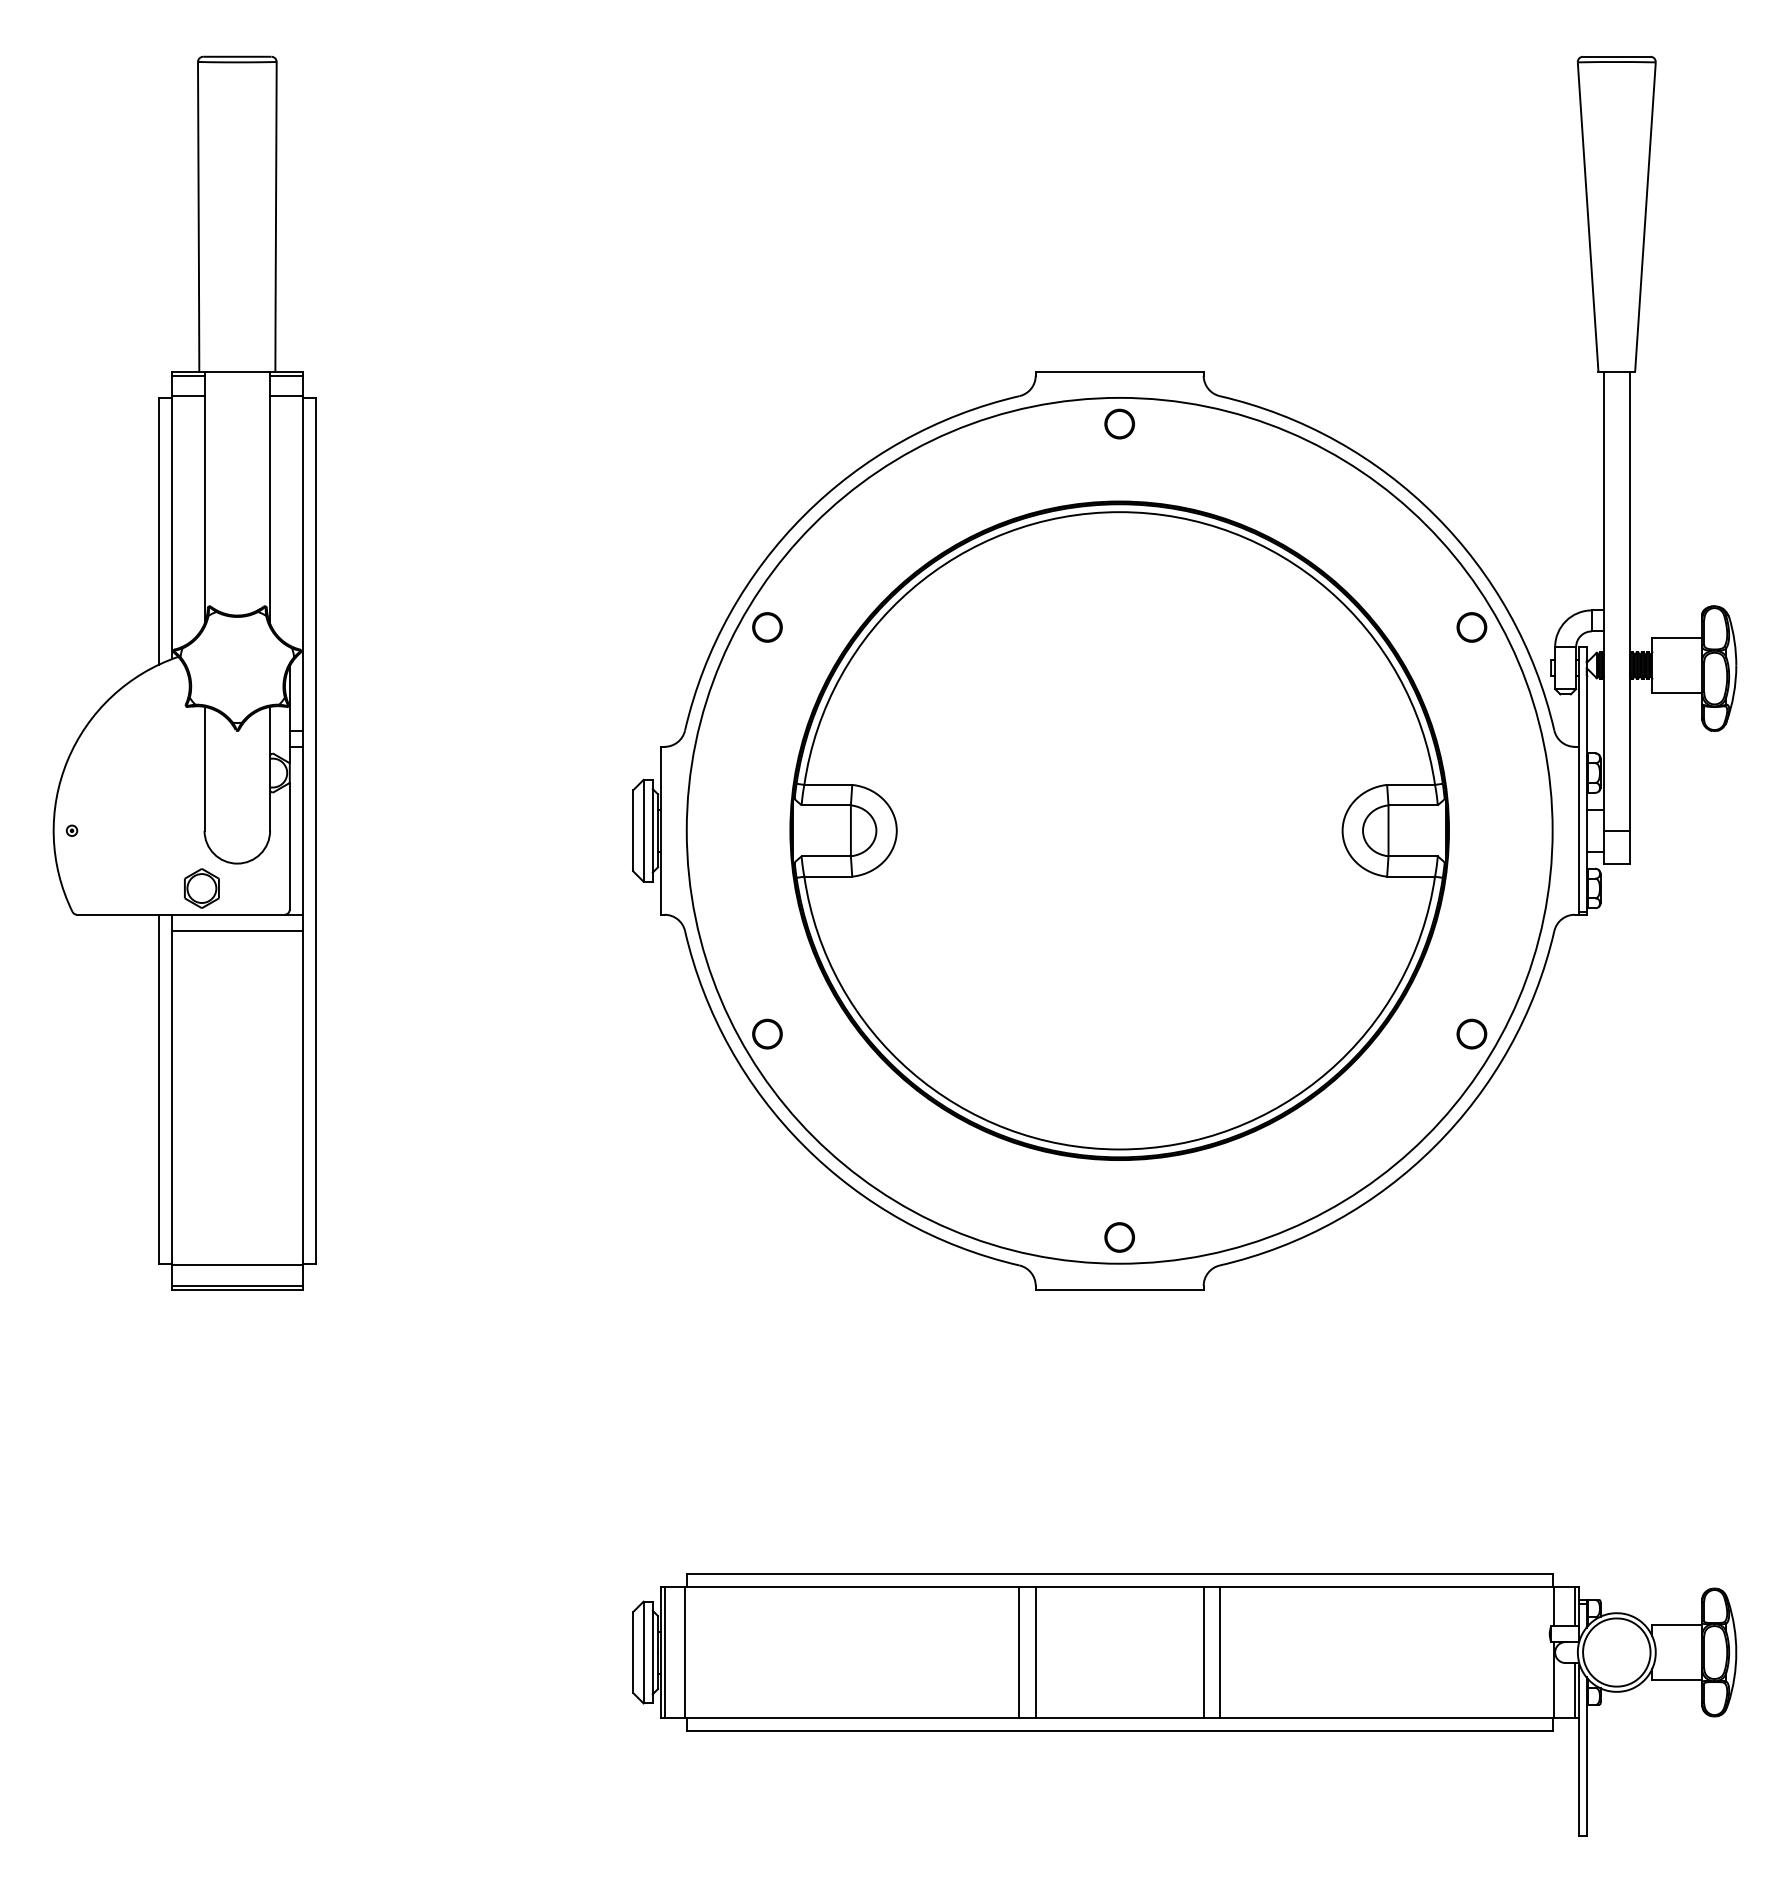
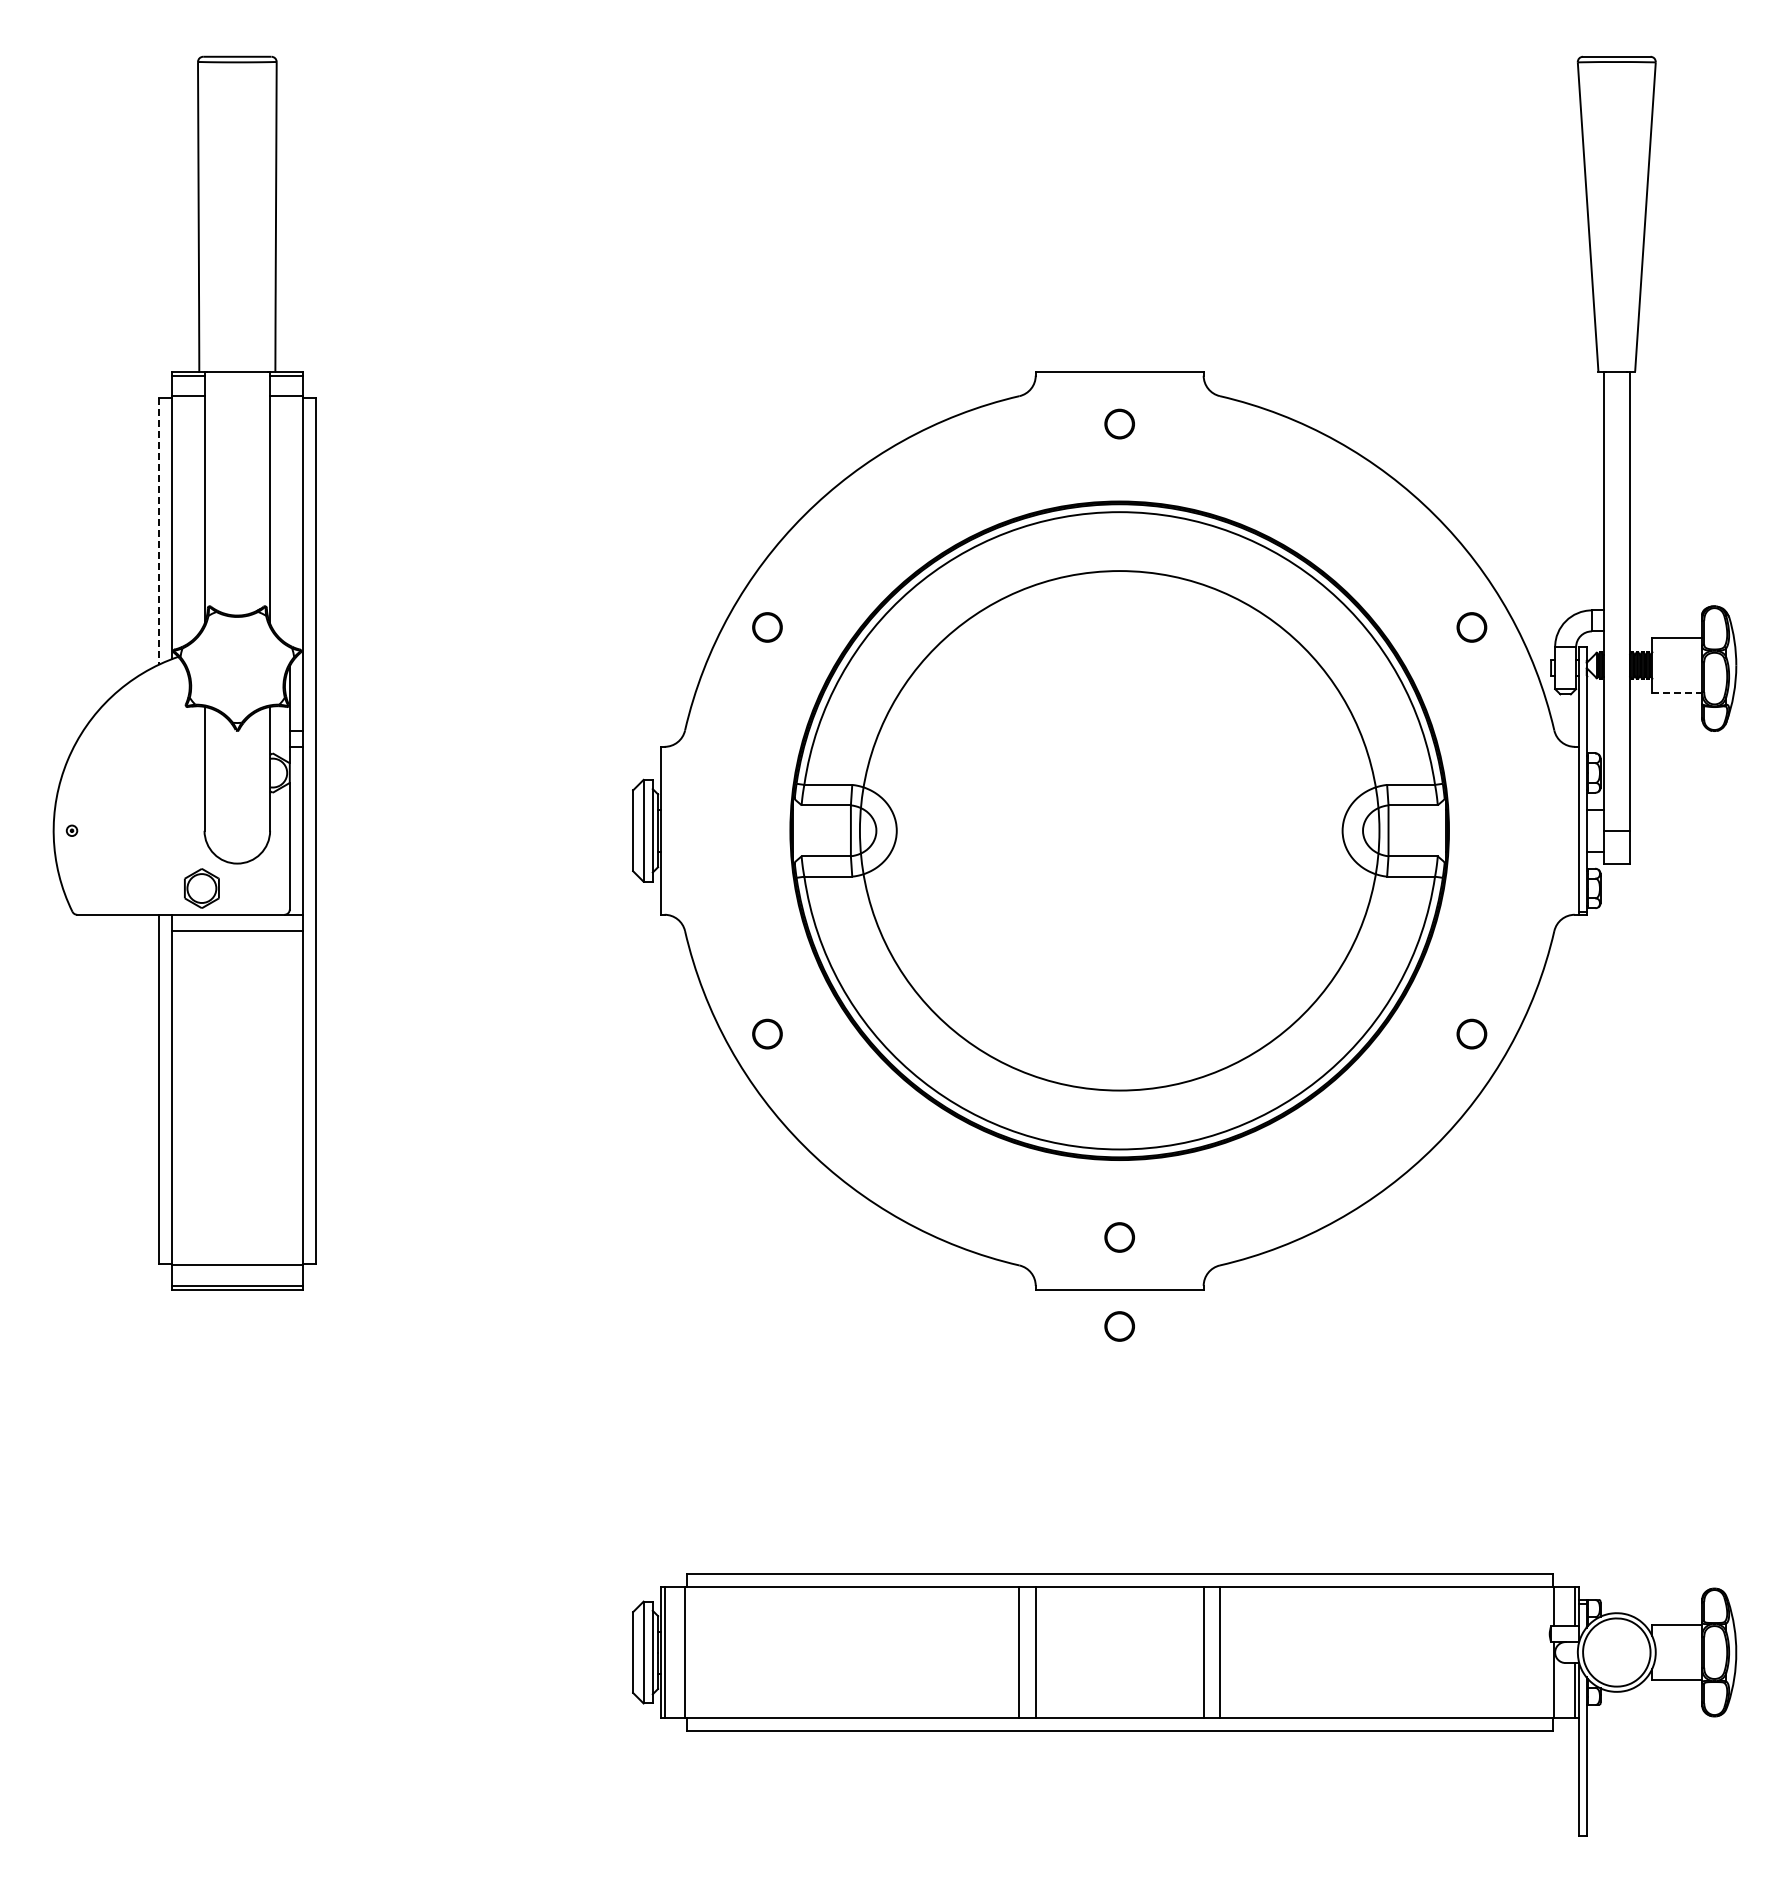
line: solid -> dashed (158, 531)
line: solid -> dashed (1677, 693)
circle diameter: 866 px -> 520 px (1119, 830)
circle: none -> present (1119, 1326)
